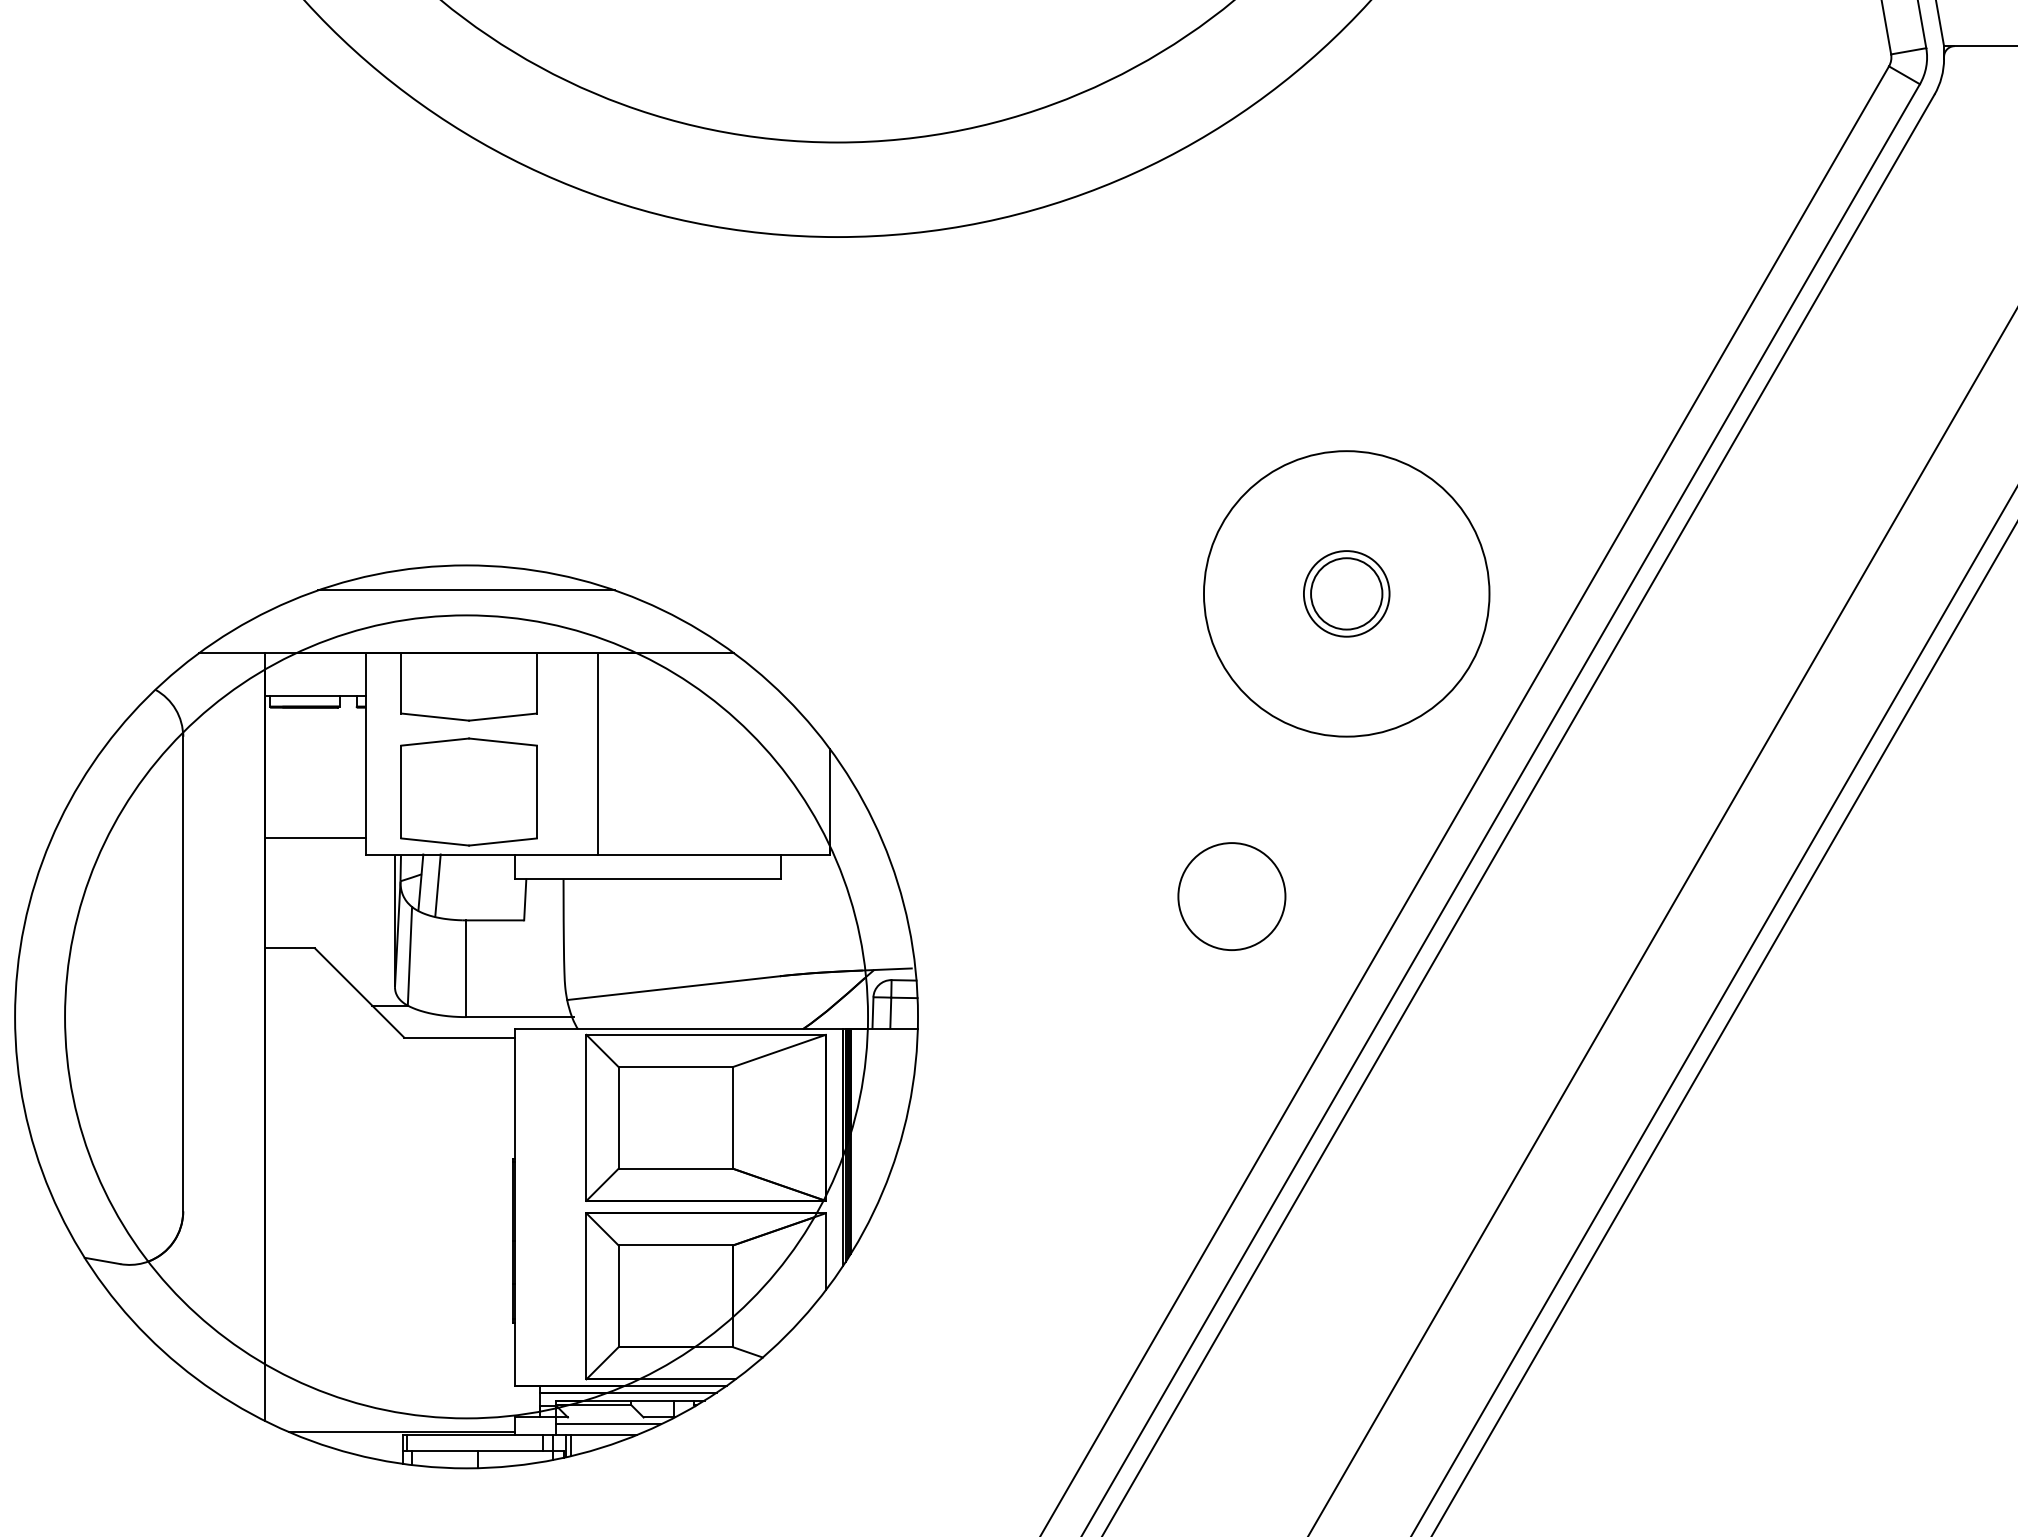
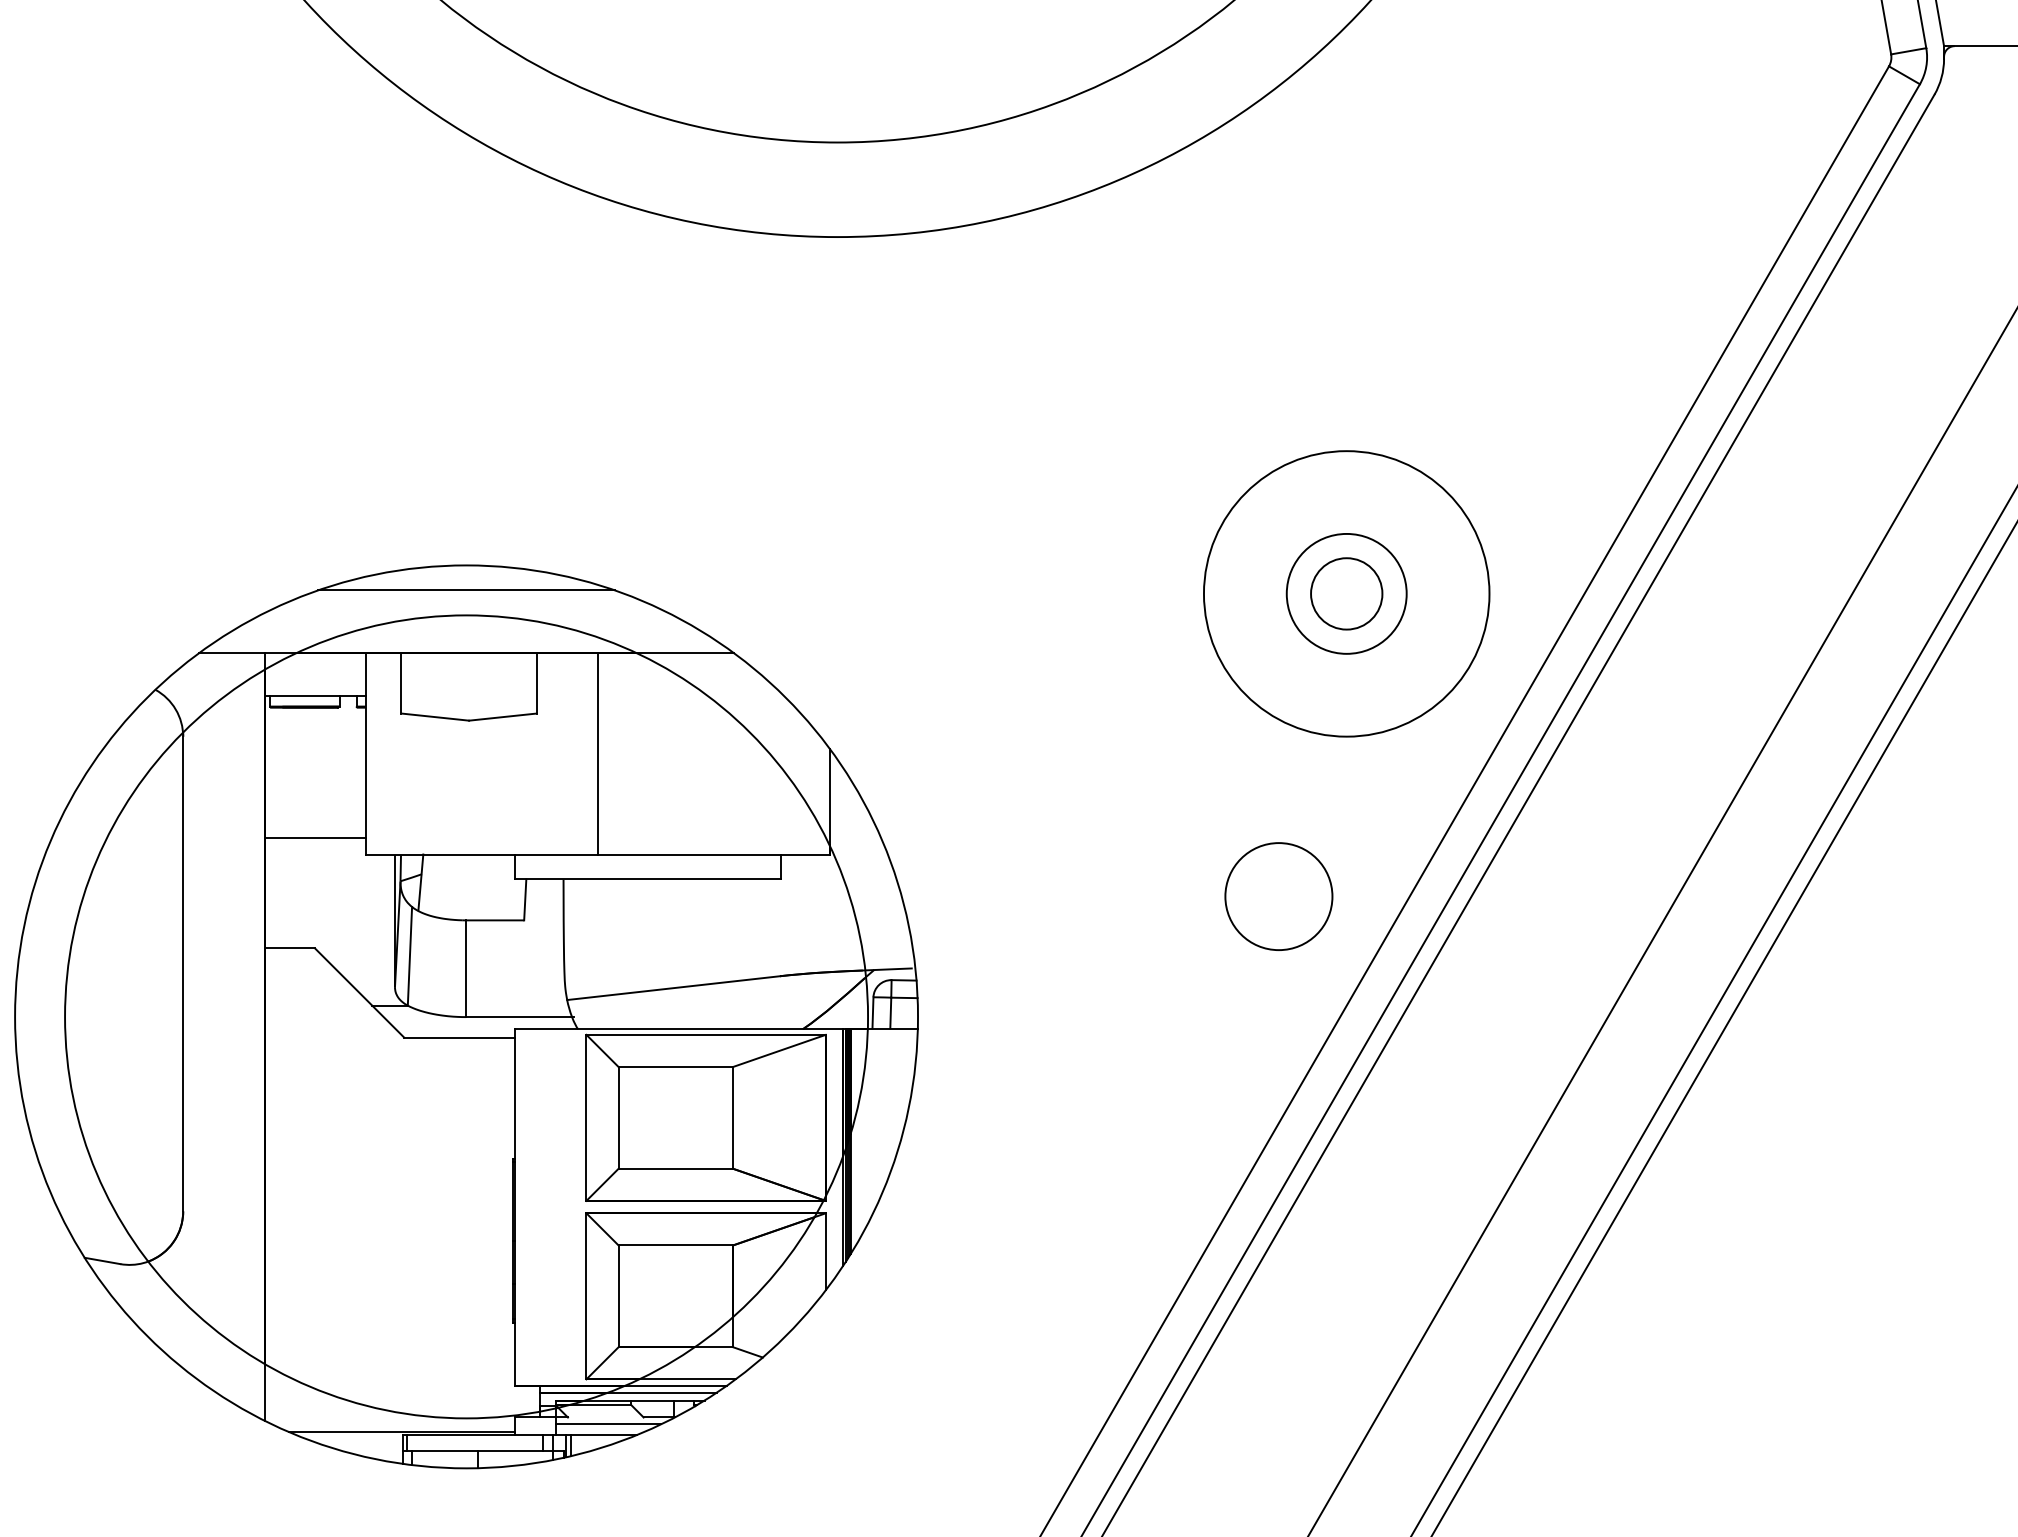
circle diameter: 86 px -> 120 px (1346, 593)
part: present -> none (468, 791)
line: present -> none (437, 885)
circle position: (1231, 896) -> (1278, 896) (1278, 896)
